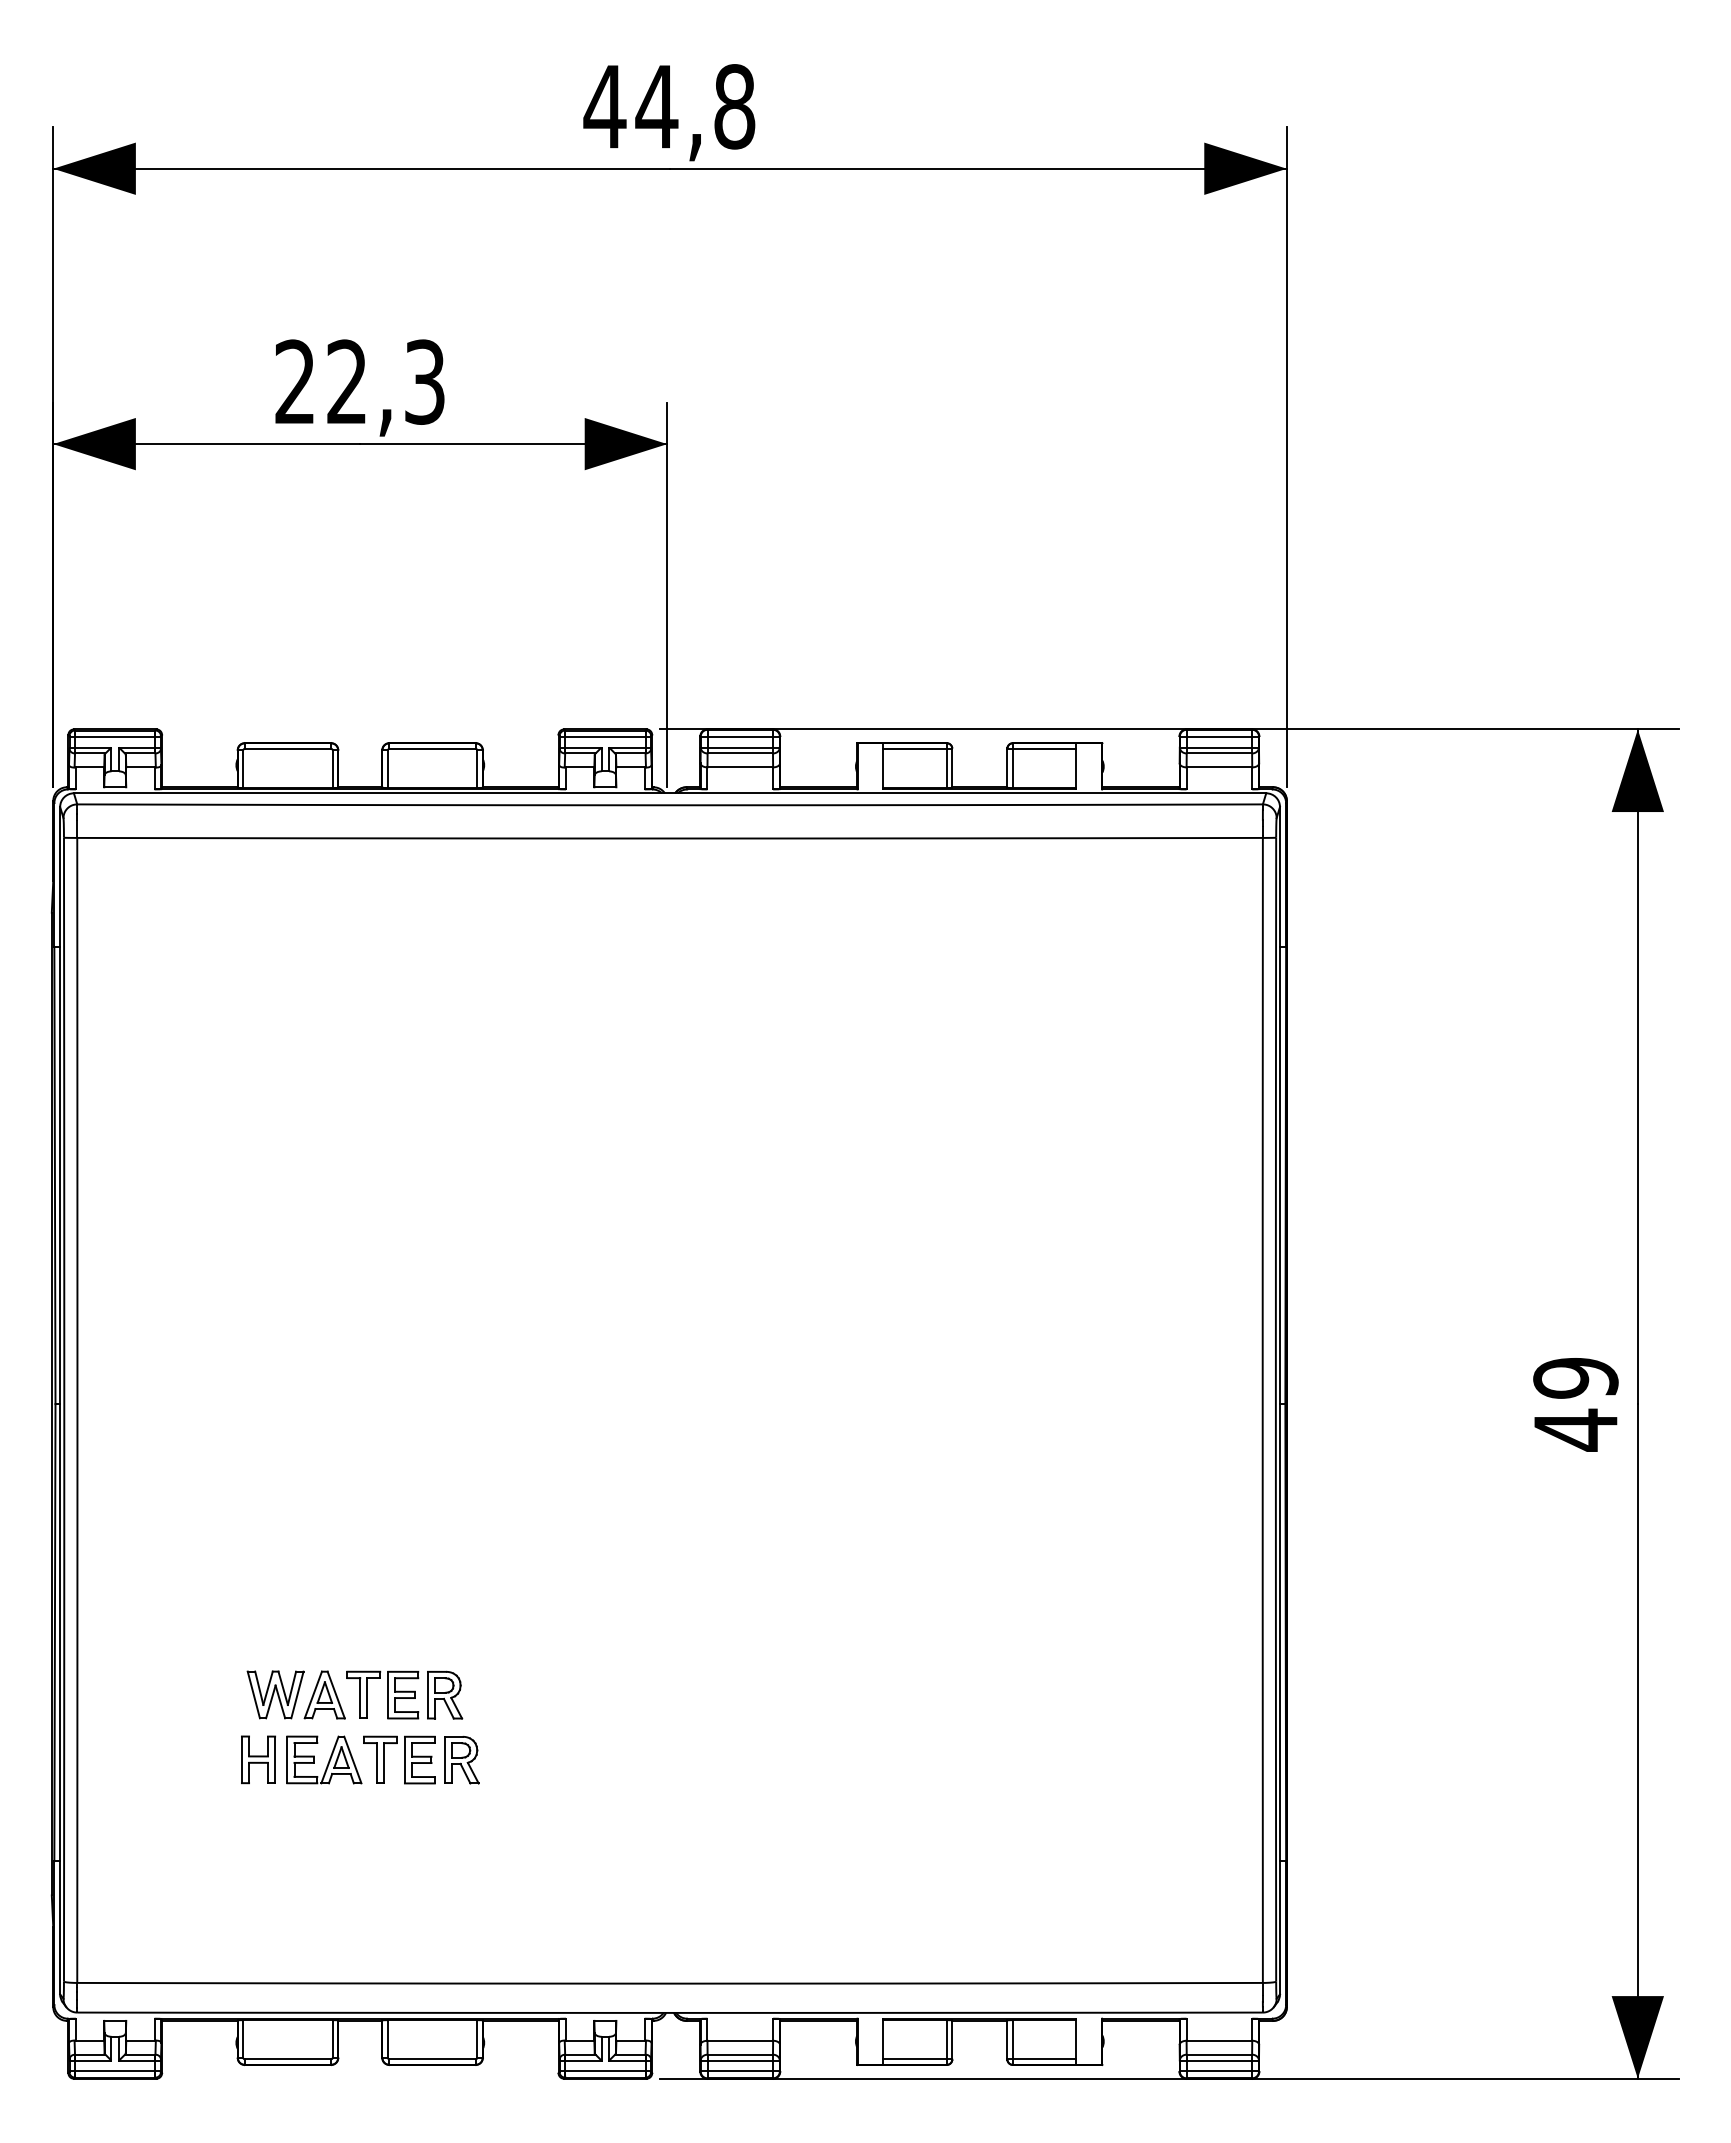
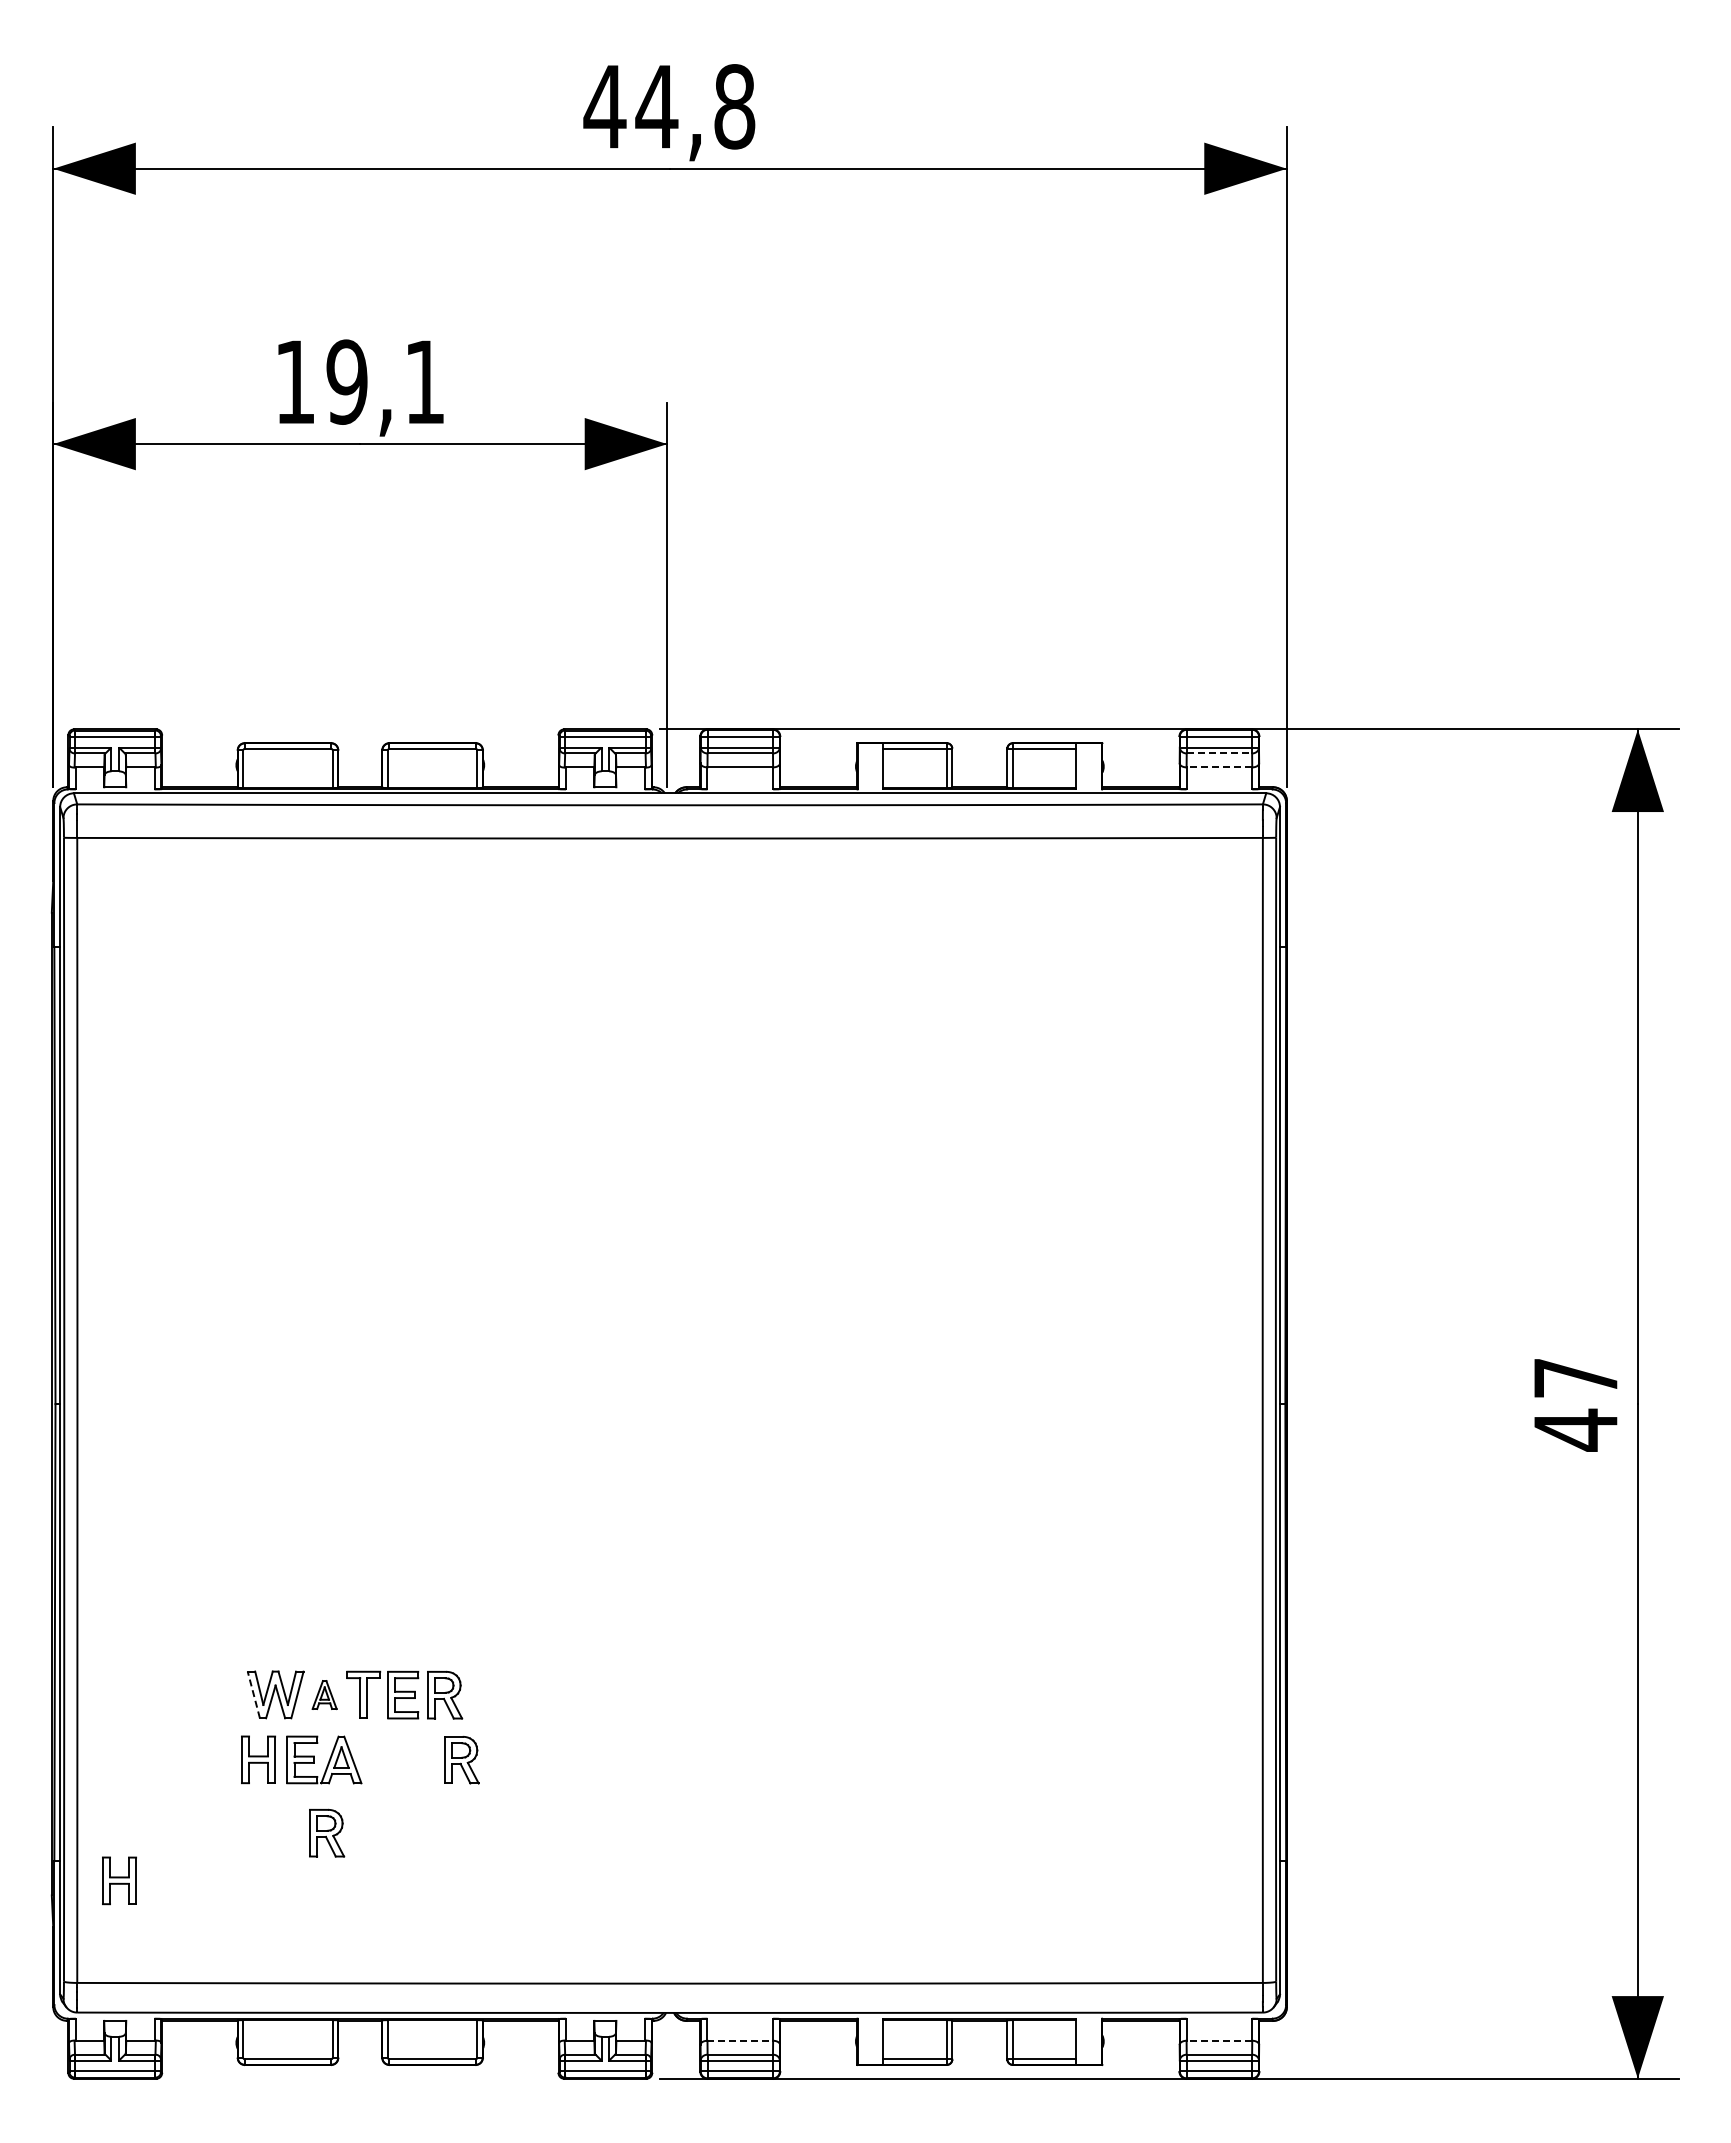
text: 22,3 -> 19,1 (359, 381)
line: solid -> dashed (1219, 753)
line: solid -> dashed (1219, 767)
text: 49 -> 47 (1575, 1378)
line: solid -> dashed (253, 1694)
part size: 43x50 px -> 27x30 px (324, 1694)
part: present -> none (399, 1759)
part: none -> present (327, 1832)
part: none -> present (119, 1880)
line: solid -> dashed (740, 2040)
line: solid -> dashed (1219, 2040)
